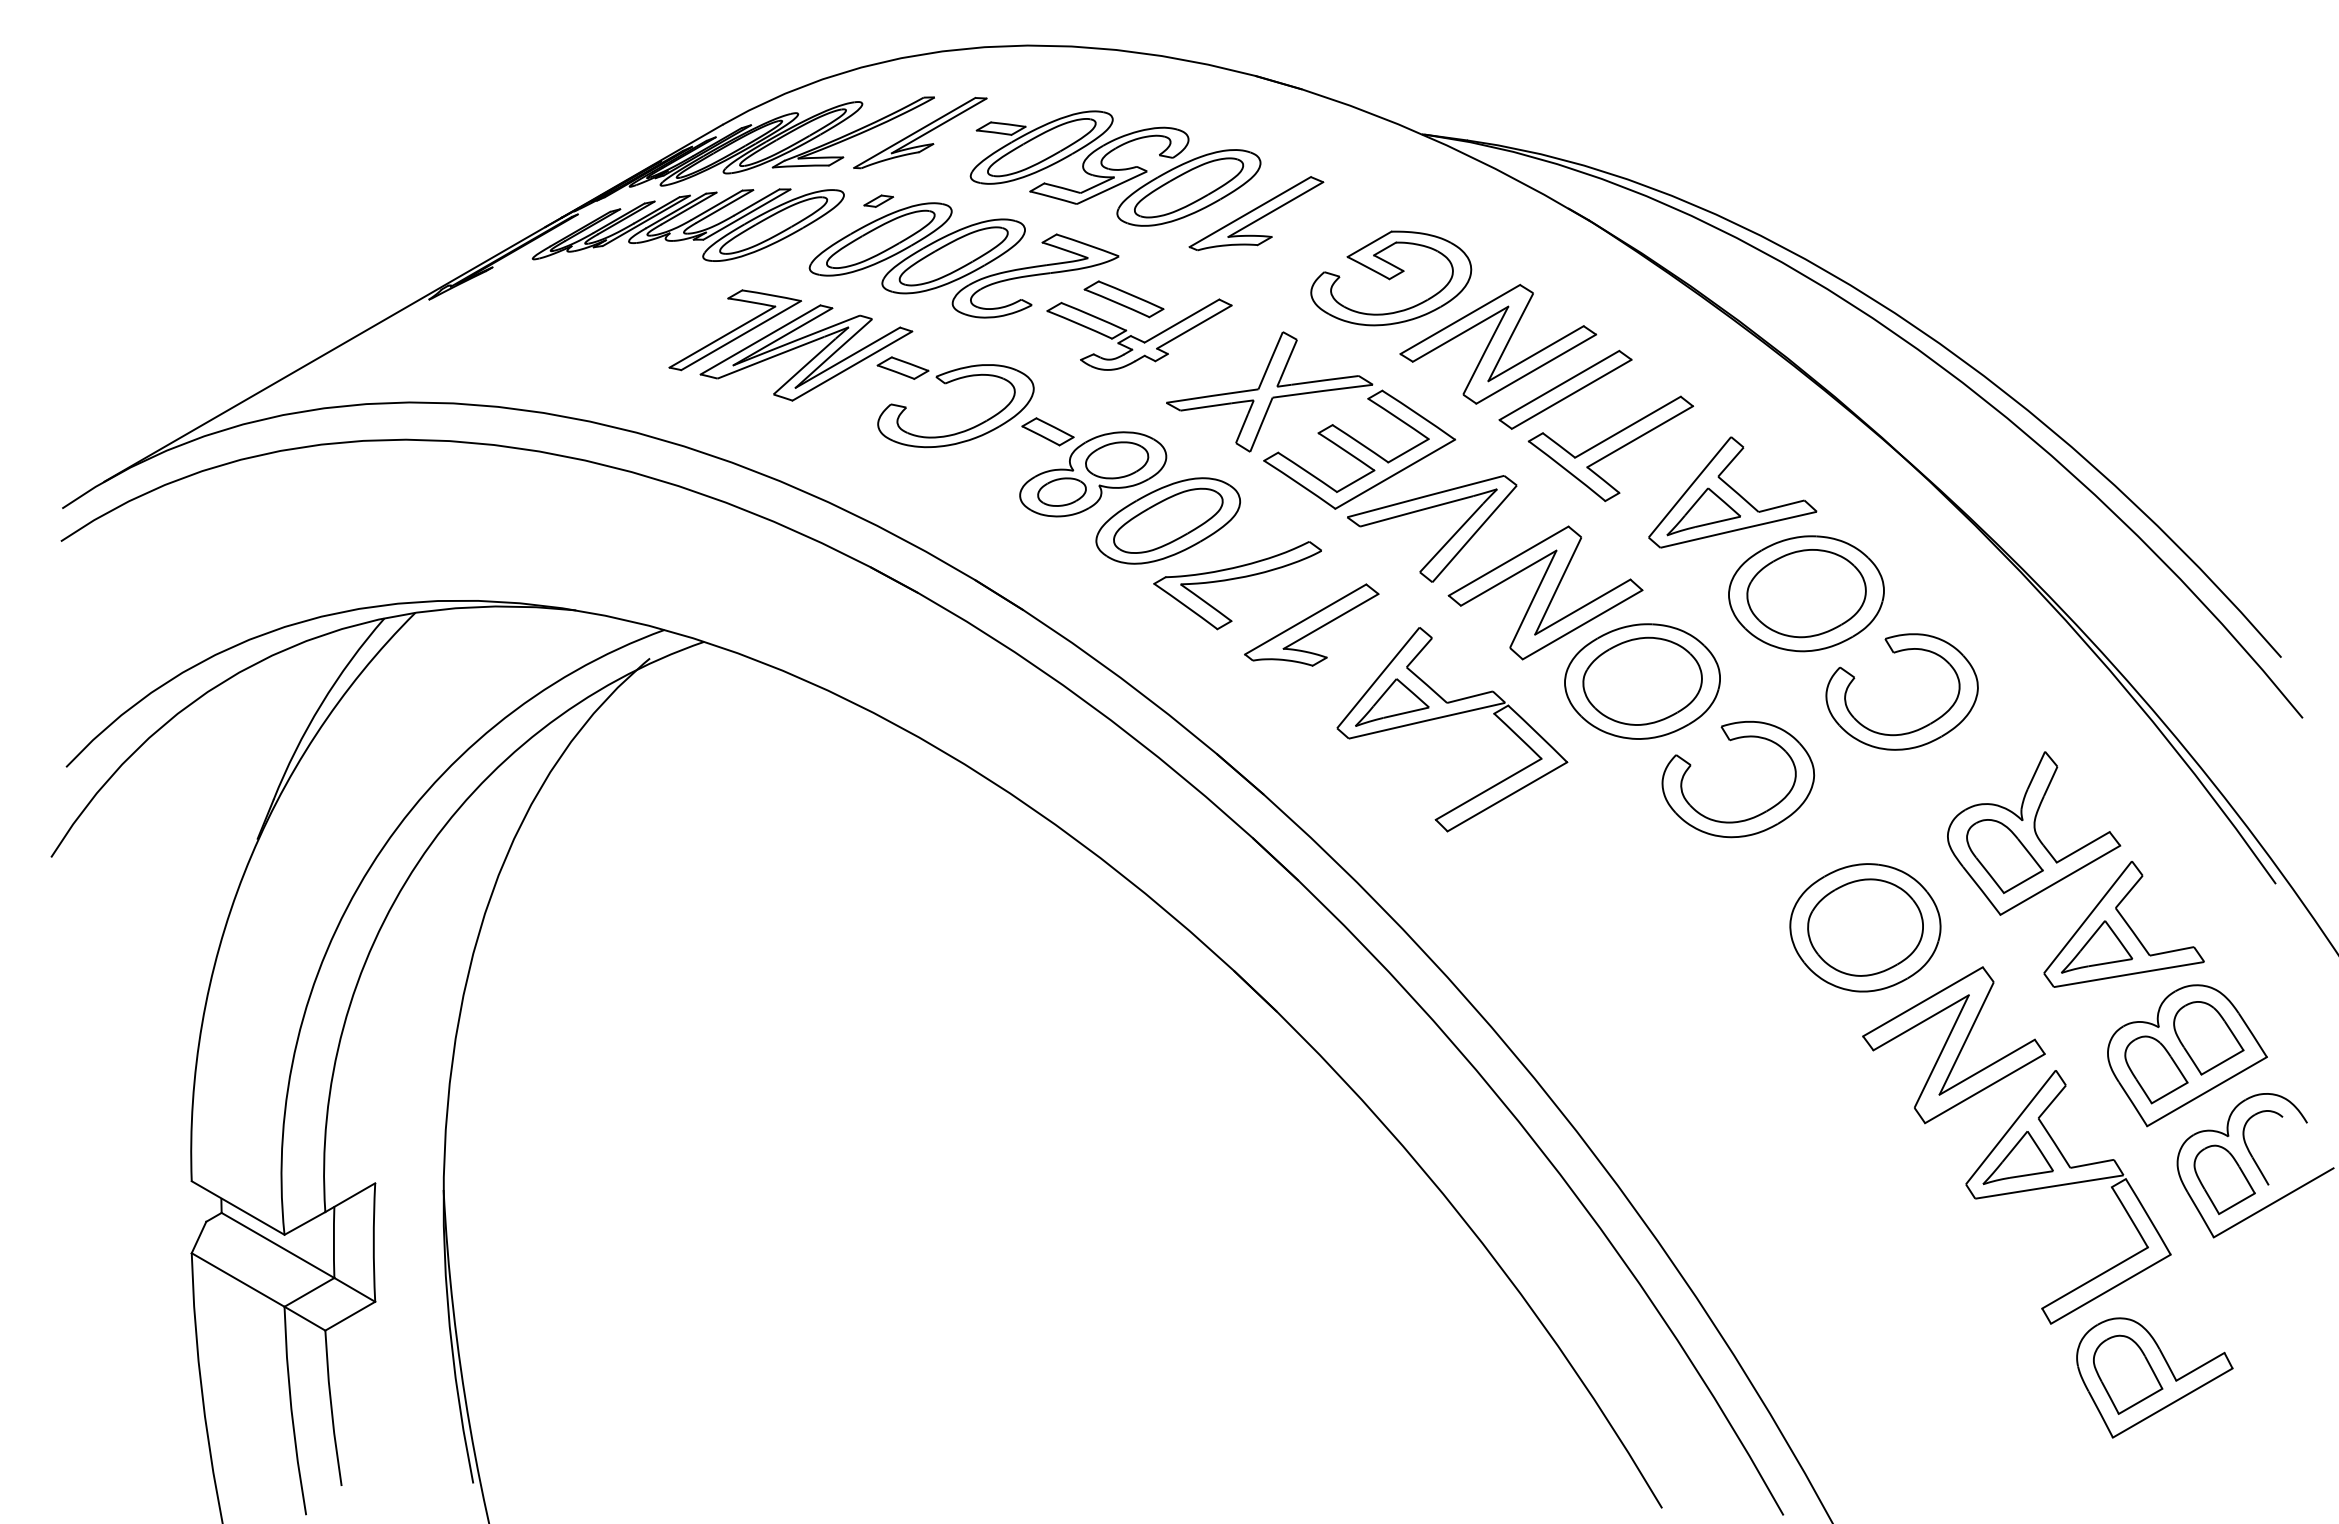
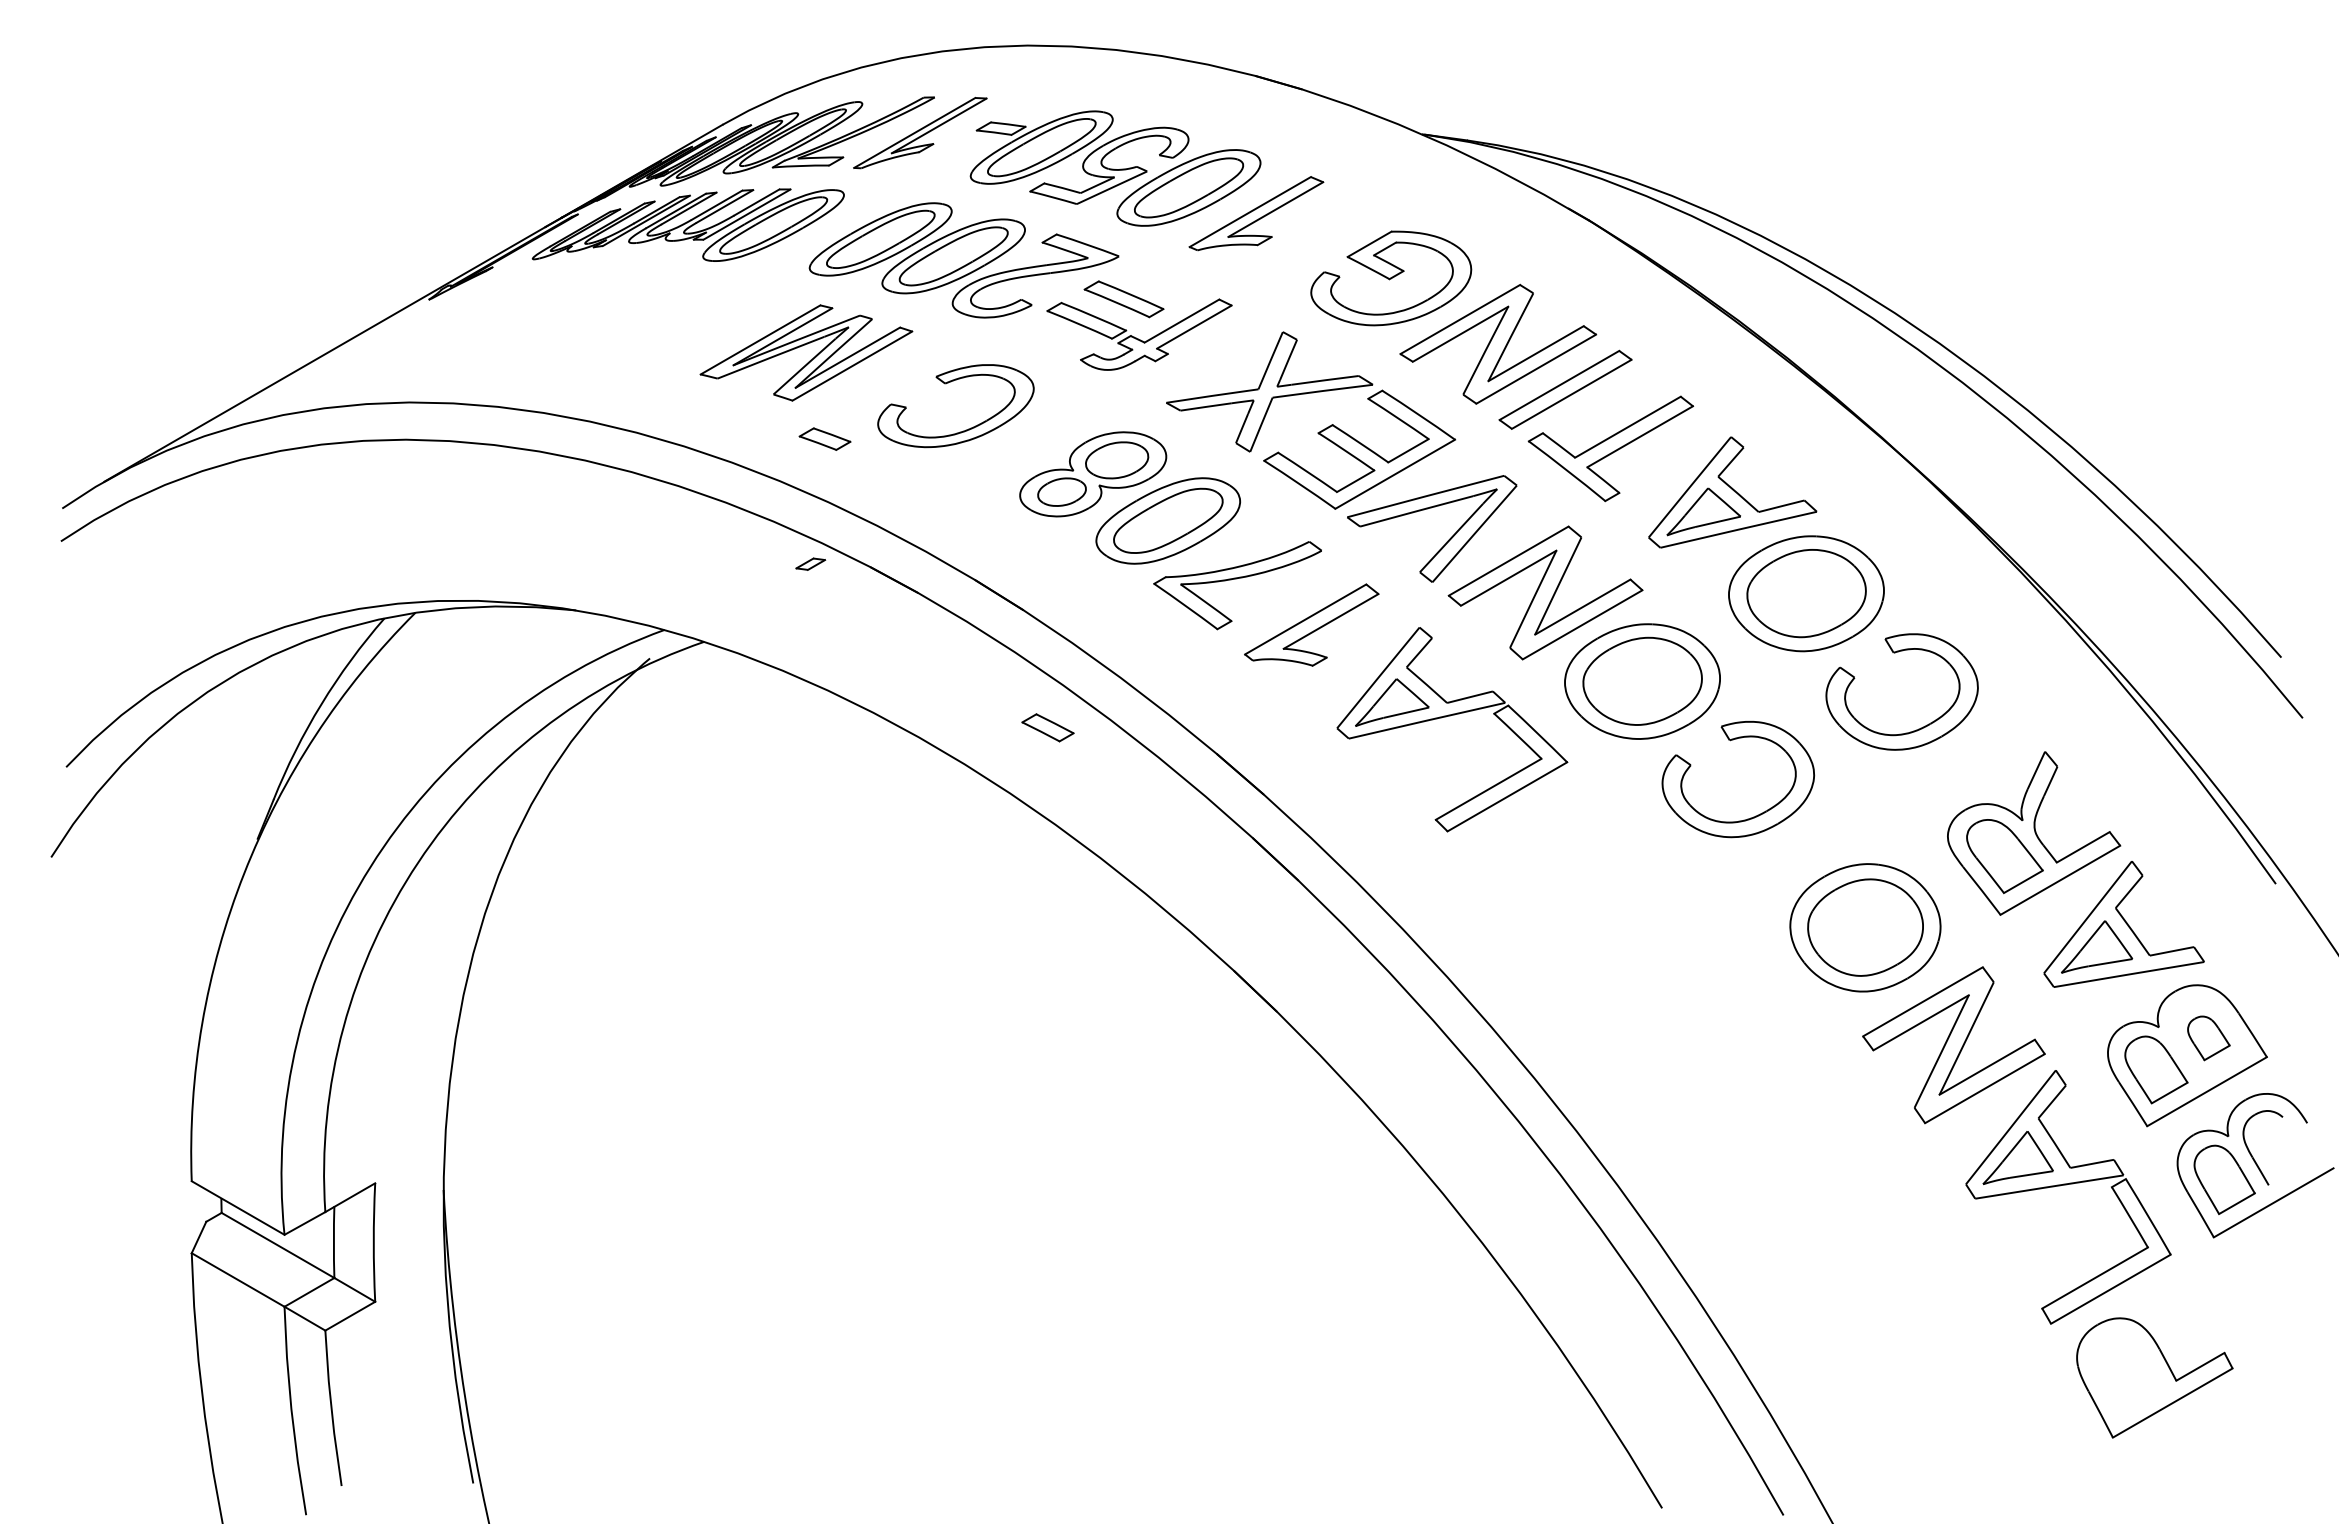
part position: (878, 200) -> (810, 563) (810, 563)
part: present -> none (735, 330)
part position: (902, 367) -> (824, 438) (824, 438)
part position: (1047, 431) -> (1047, 727) (1047, 727)
part size: 72x75 px -> 44x47 px (2208, 1038)
part: present -> none (2128, 1374)
